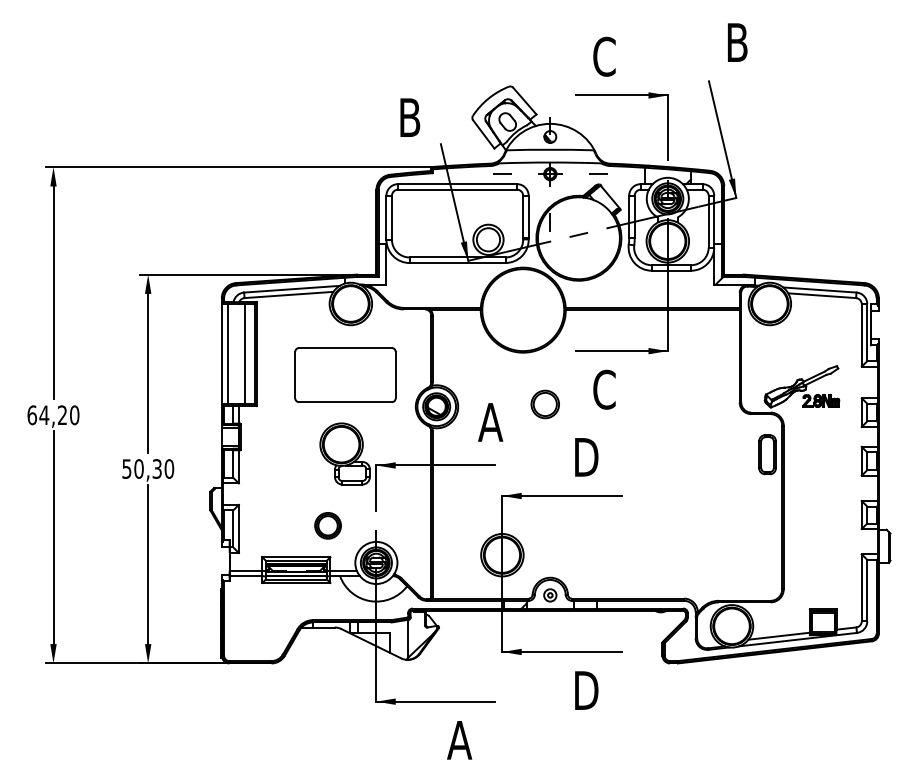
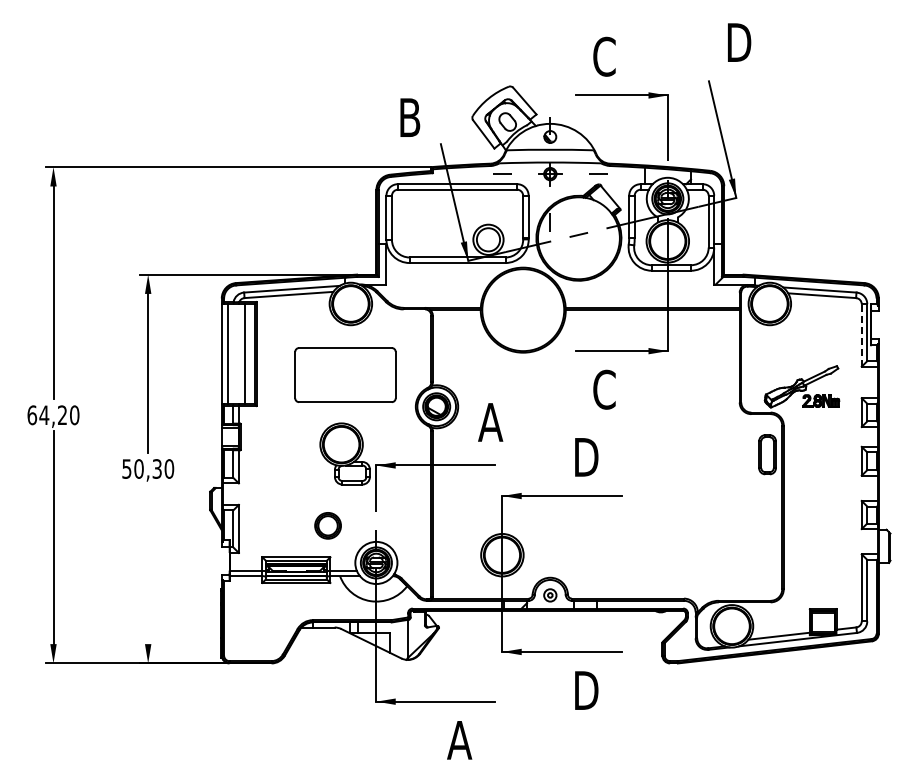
text: B -> D (741, 42)
line: solid -> dashed (861, 334)
part: present -> none (544, 404)
line: present -> none (148, 564)
